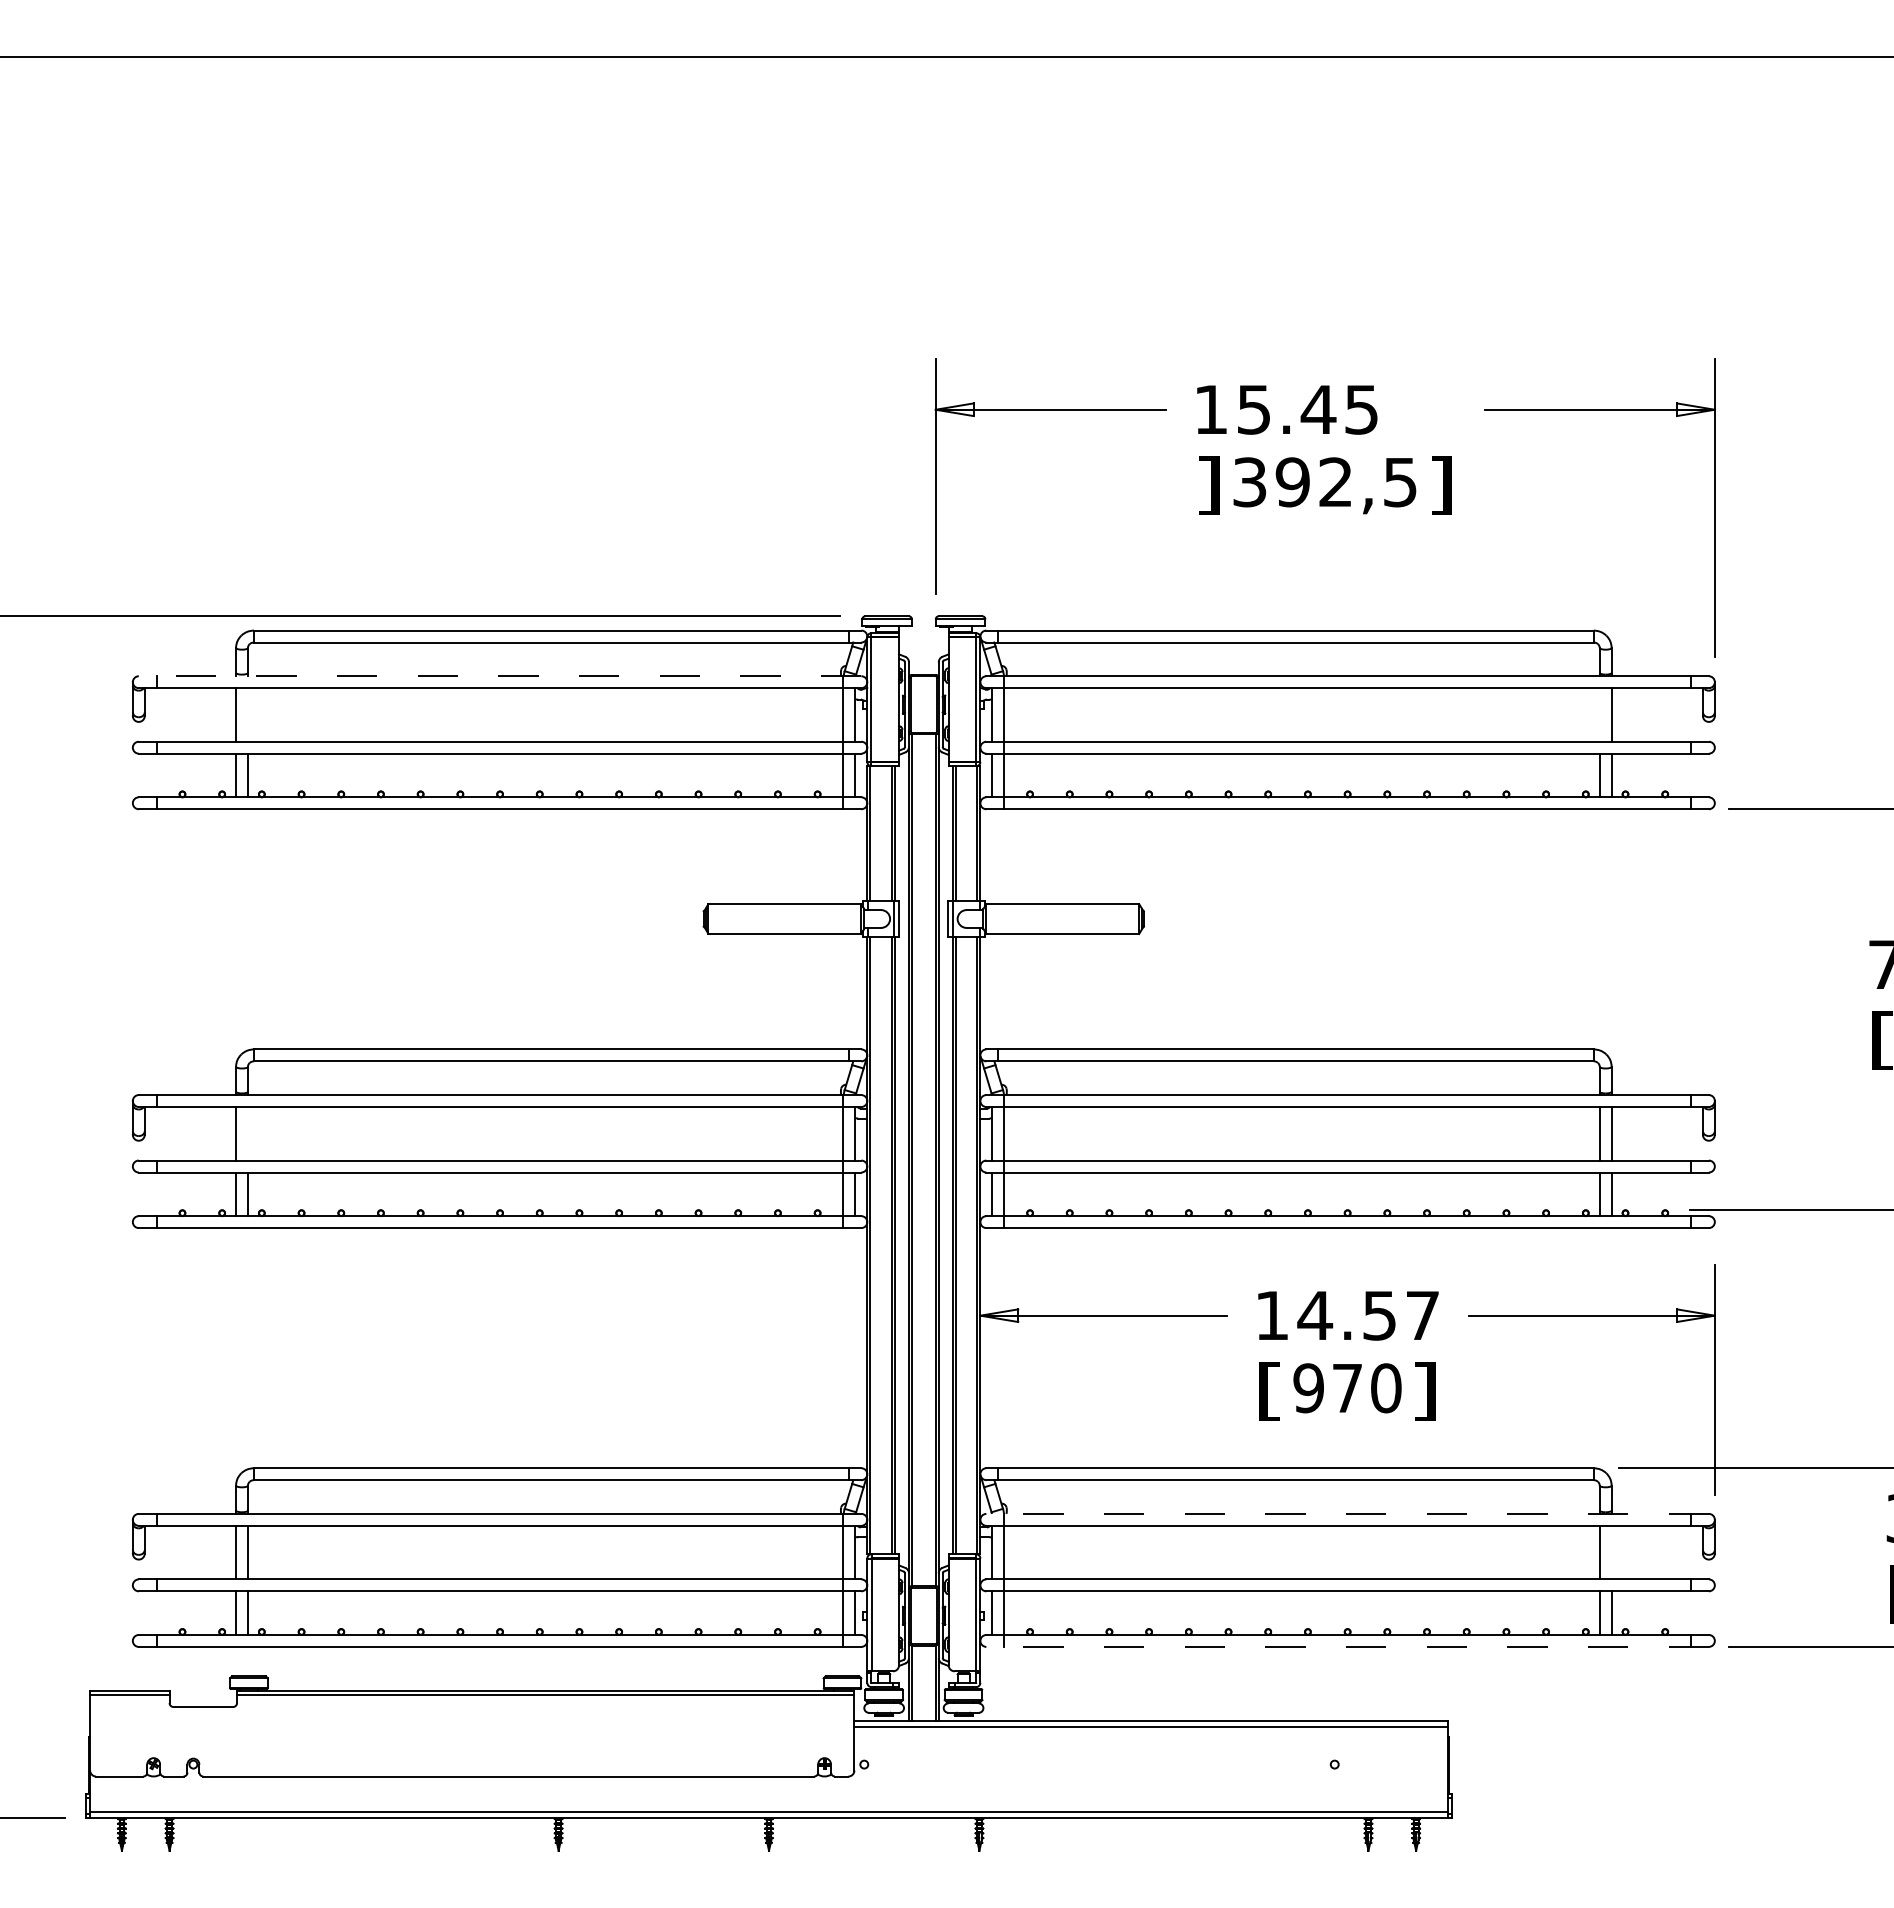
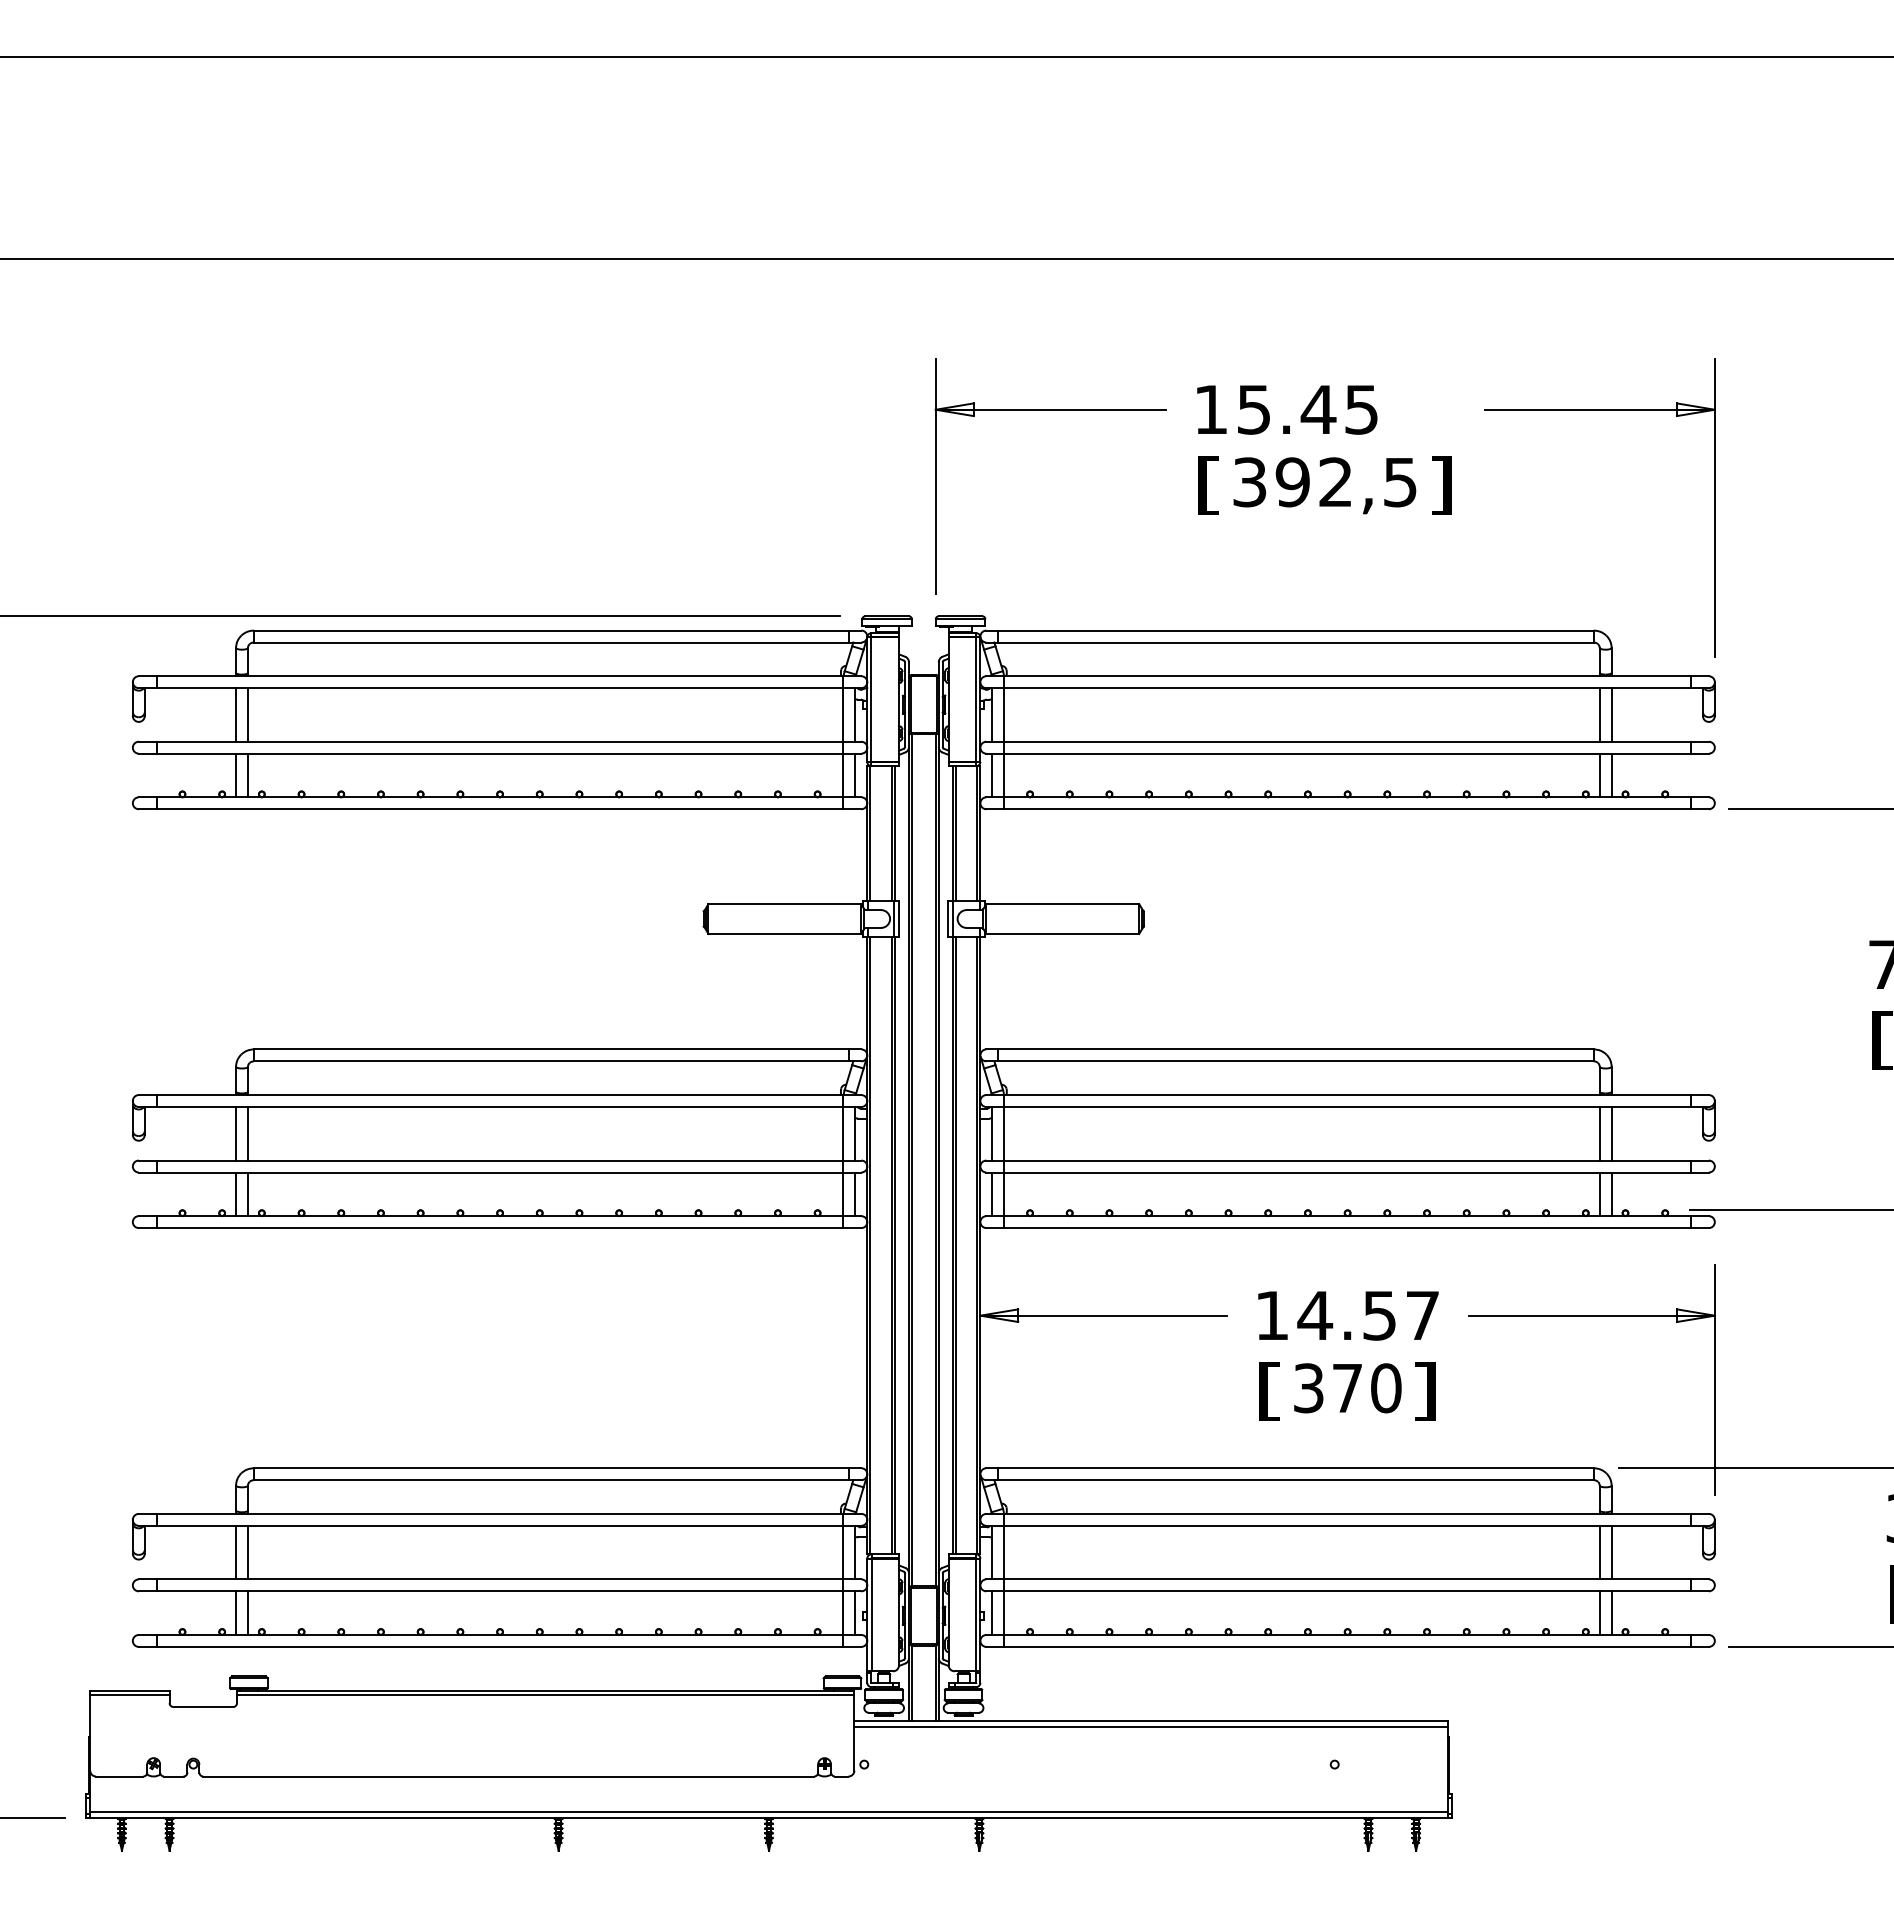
line: none -> present (946, 258)
text: ] -> [ (1208, 485)
line: dashed -> solid (499, 676)
line: none -> present (247, 714)
line: none -> present (1599, 714)
line: none -> present (247, 1133)
text: 970 -> 370 (1308, 1388)
line: dashed -> solid (1347, 1513)
line: none -> present (1611, 1552)
line: dashed -> solid (1347, 1646)
